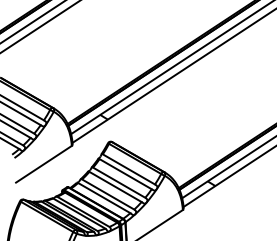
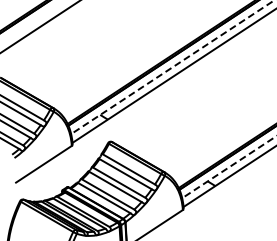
line: present -> none (32, 21)
line: solid -> dashed (172, 67)
line: solid -> dashed (228, 167)
